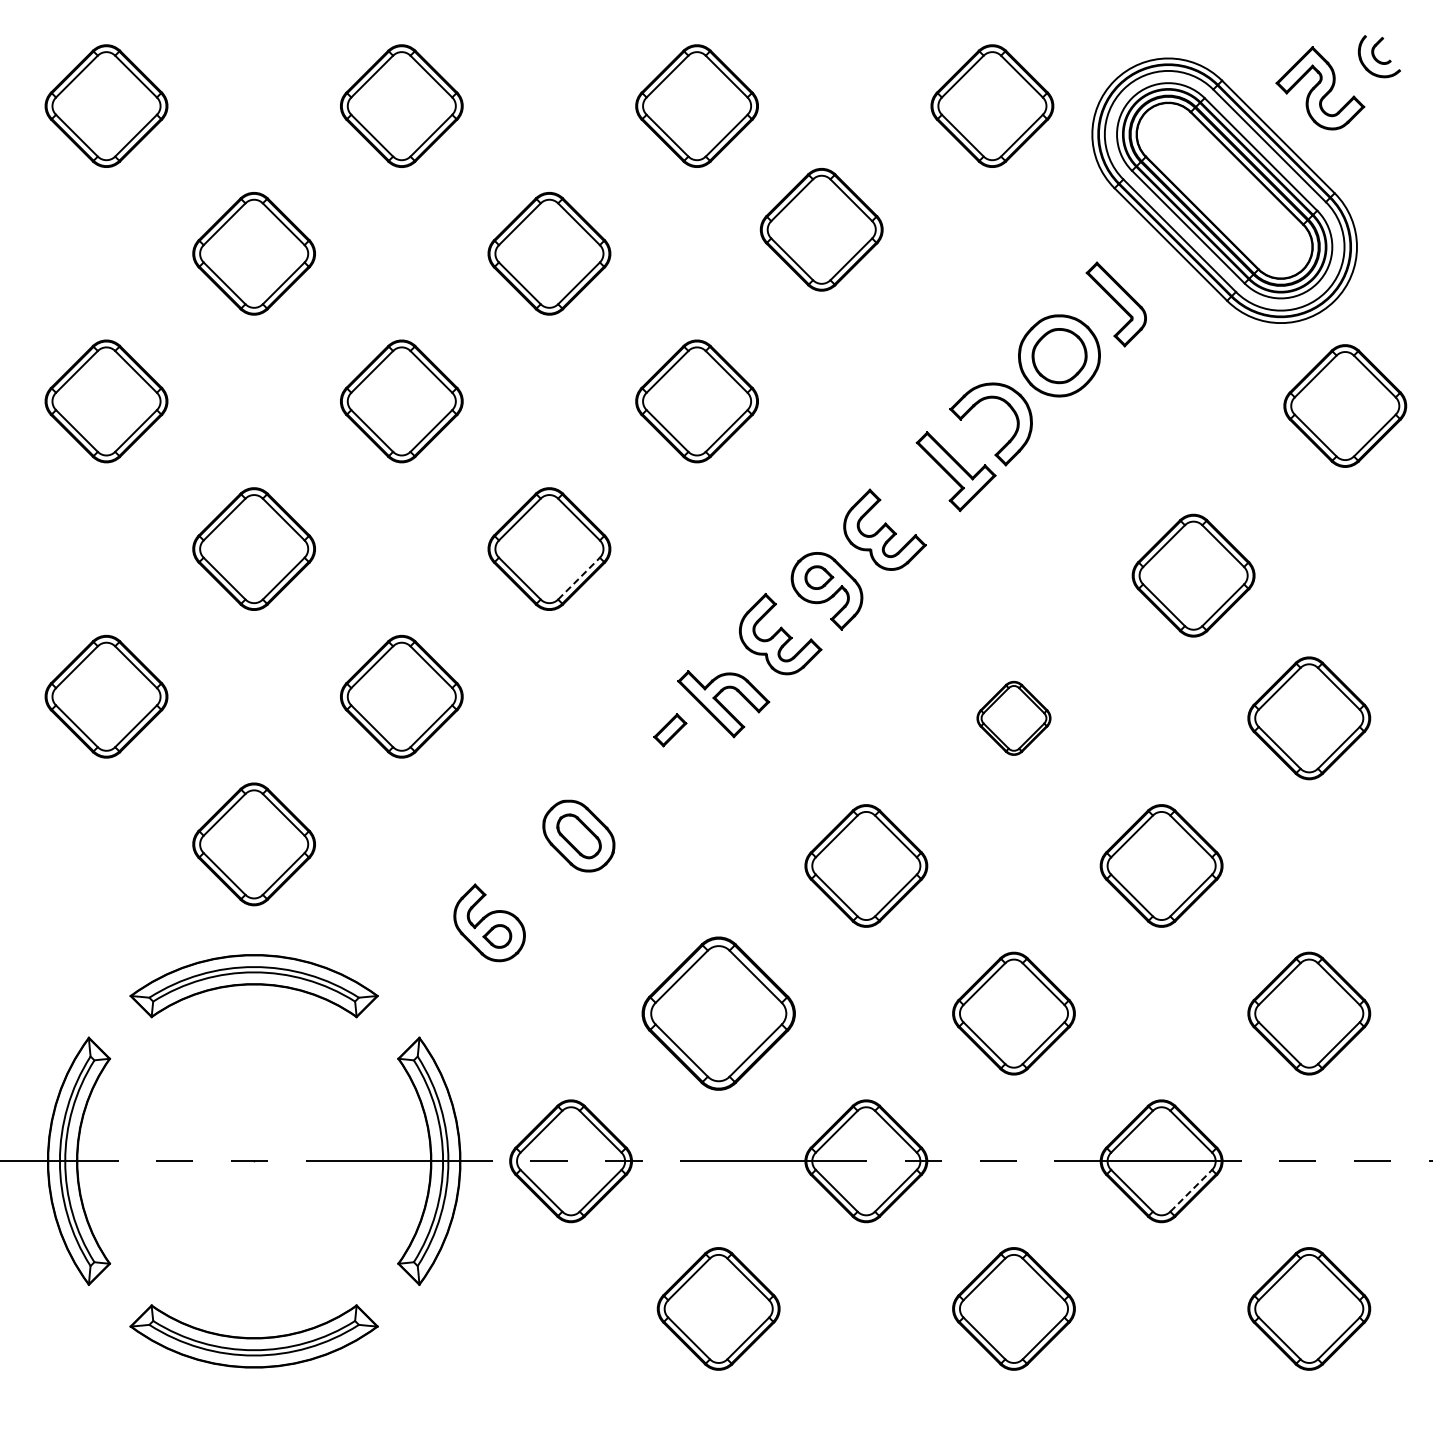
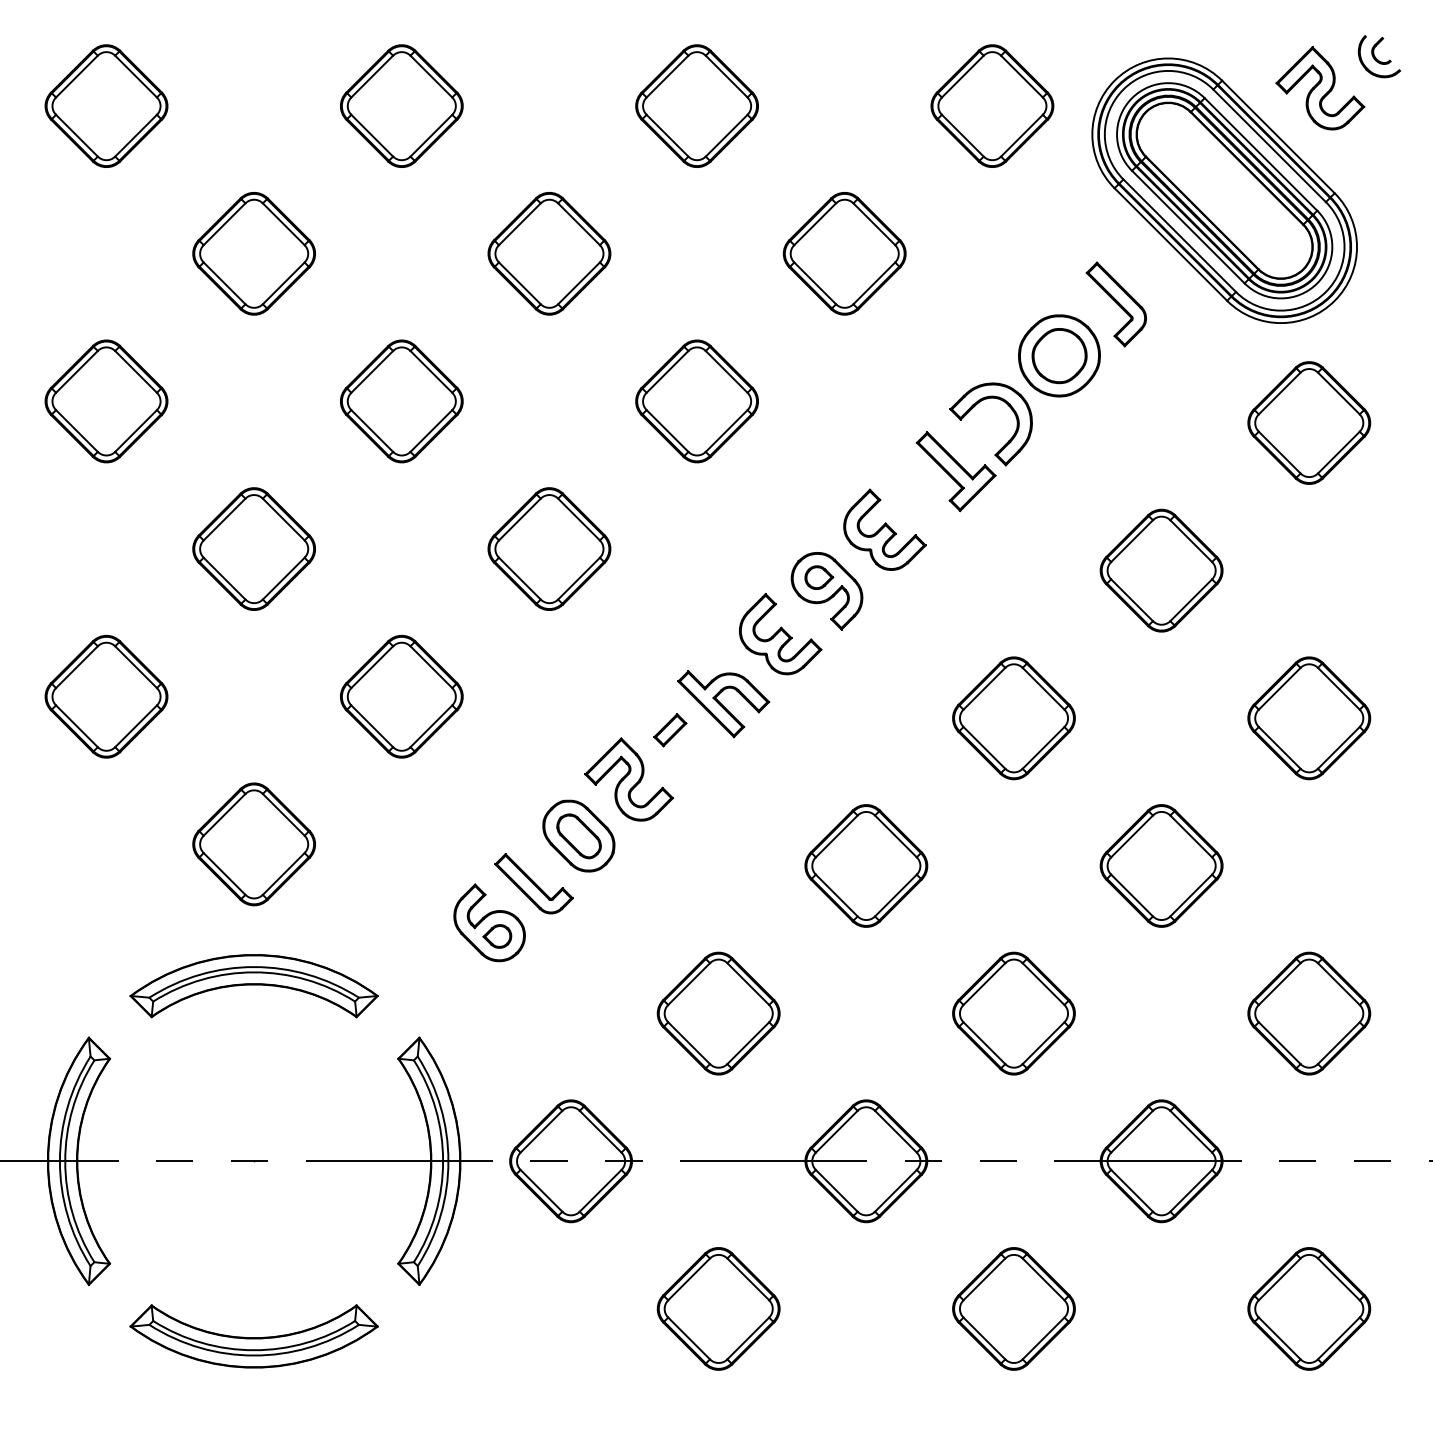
part position: (821, 229) -> (844, 253) (844, 253)
part position: (1345, 405) -> (1309, 422) (1309, 422)
part position: (1193, 575) -> (1161, 570) (1161, 570)
line: dashed -> solid (579, 578)
part size: 76x75 px -> 124x125 px (1013, 718)
part: none -> present (629, 779)
part: none -> present (533, 883)
part size: 155x155 px -> 125x125 px (718, 1013)
line: dashed -> solid (1191, 1190)
